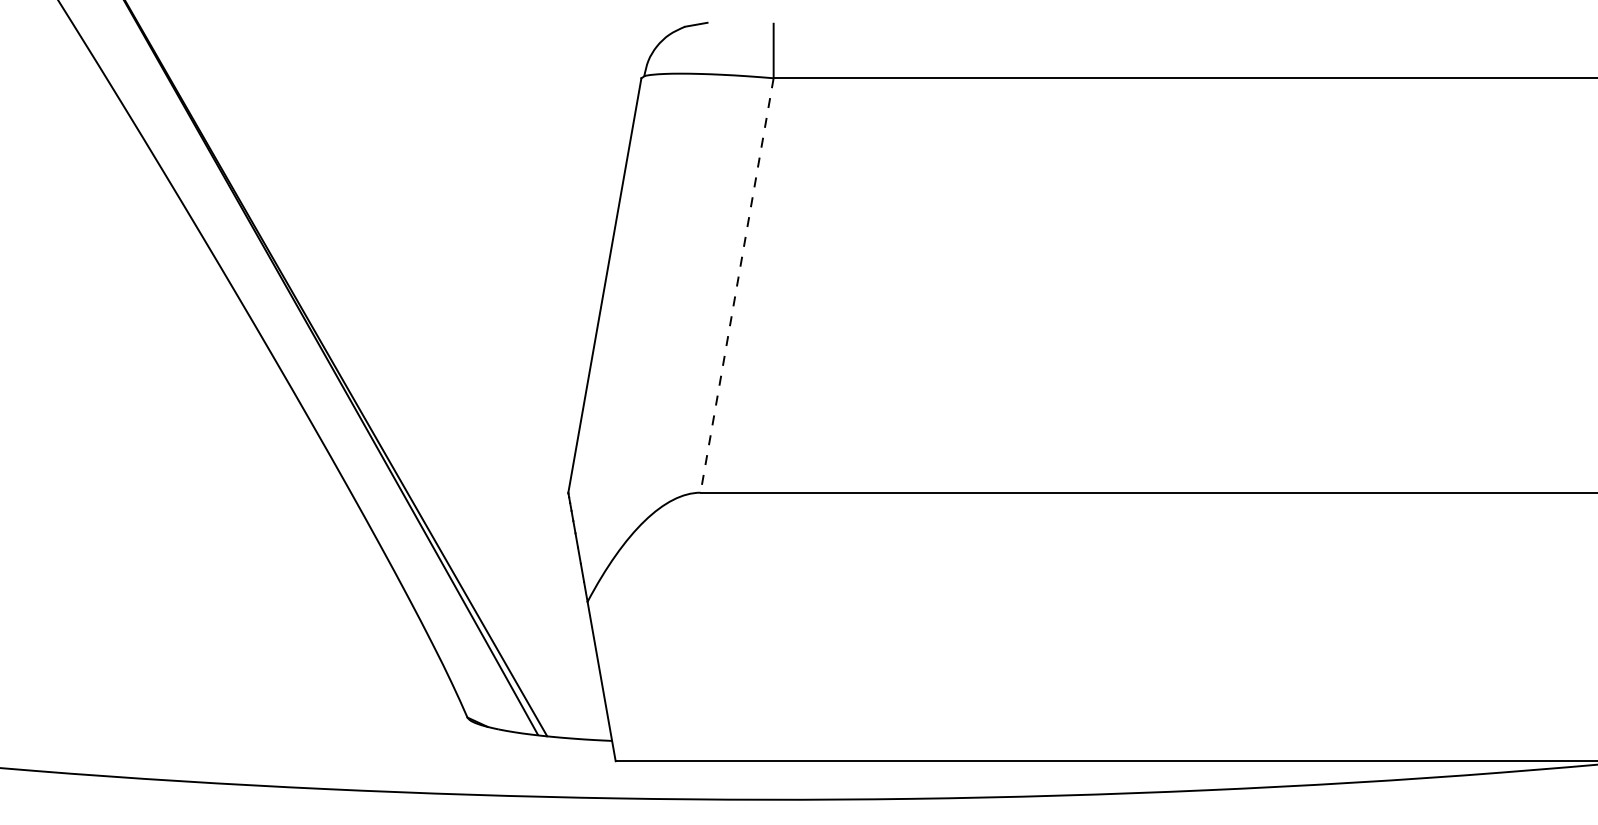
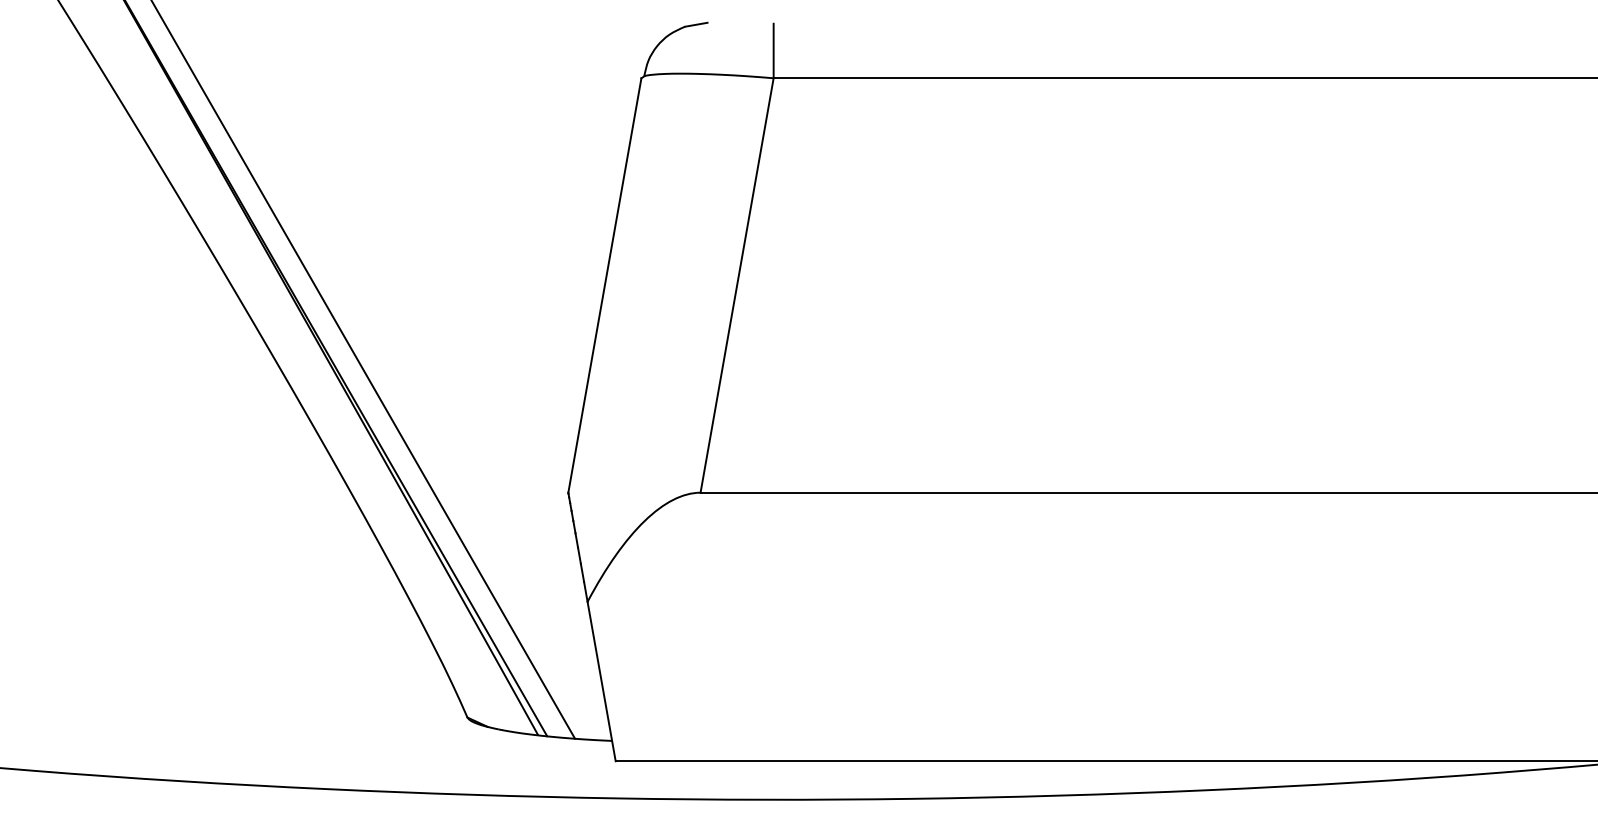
line: dashed -> solid (737, 285)
line: none -> present (363, 370)
